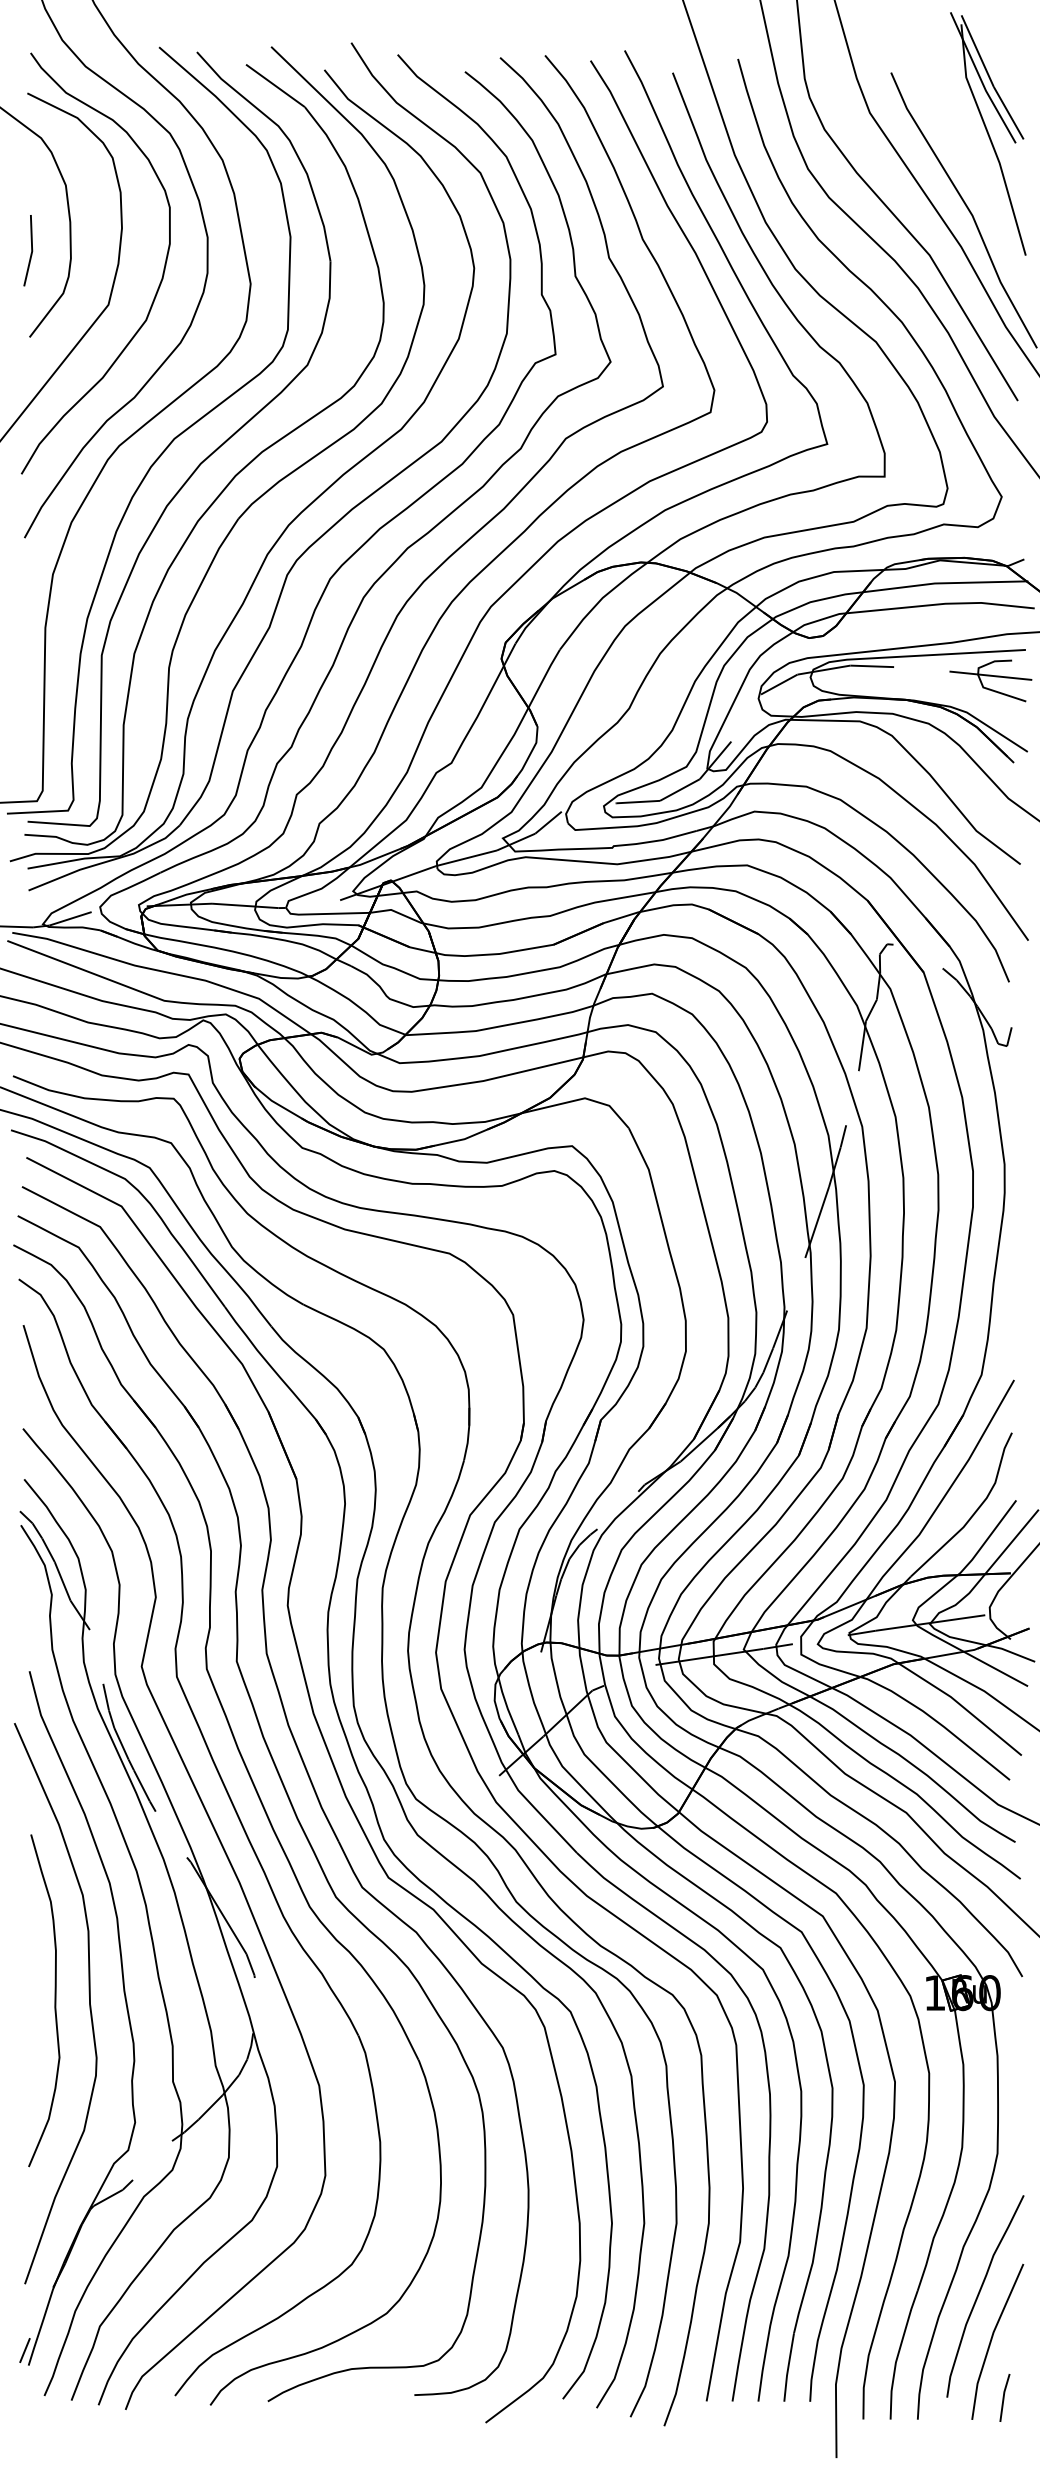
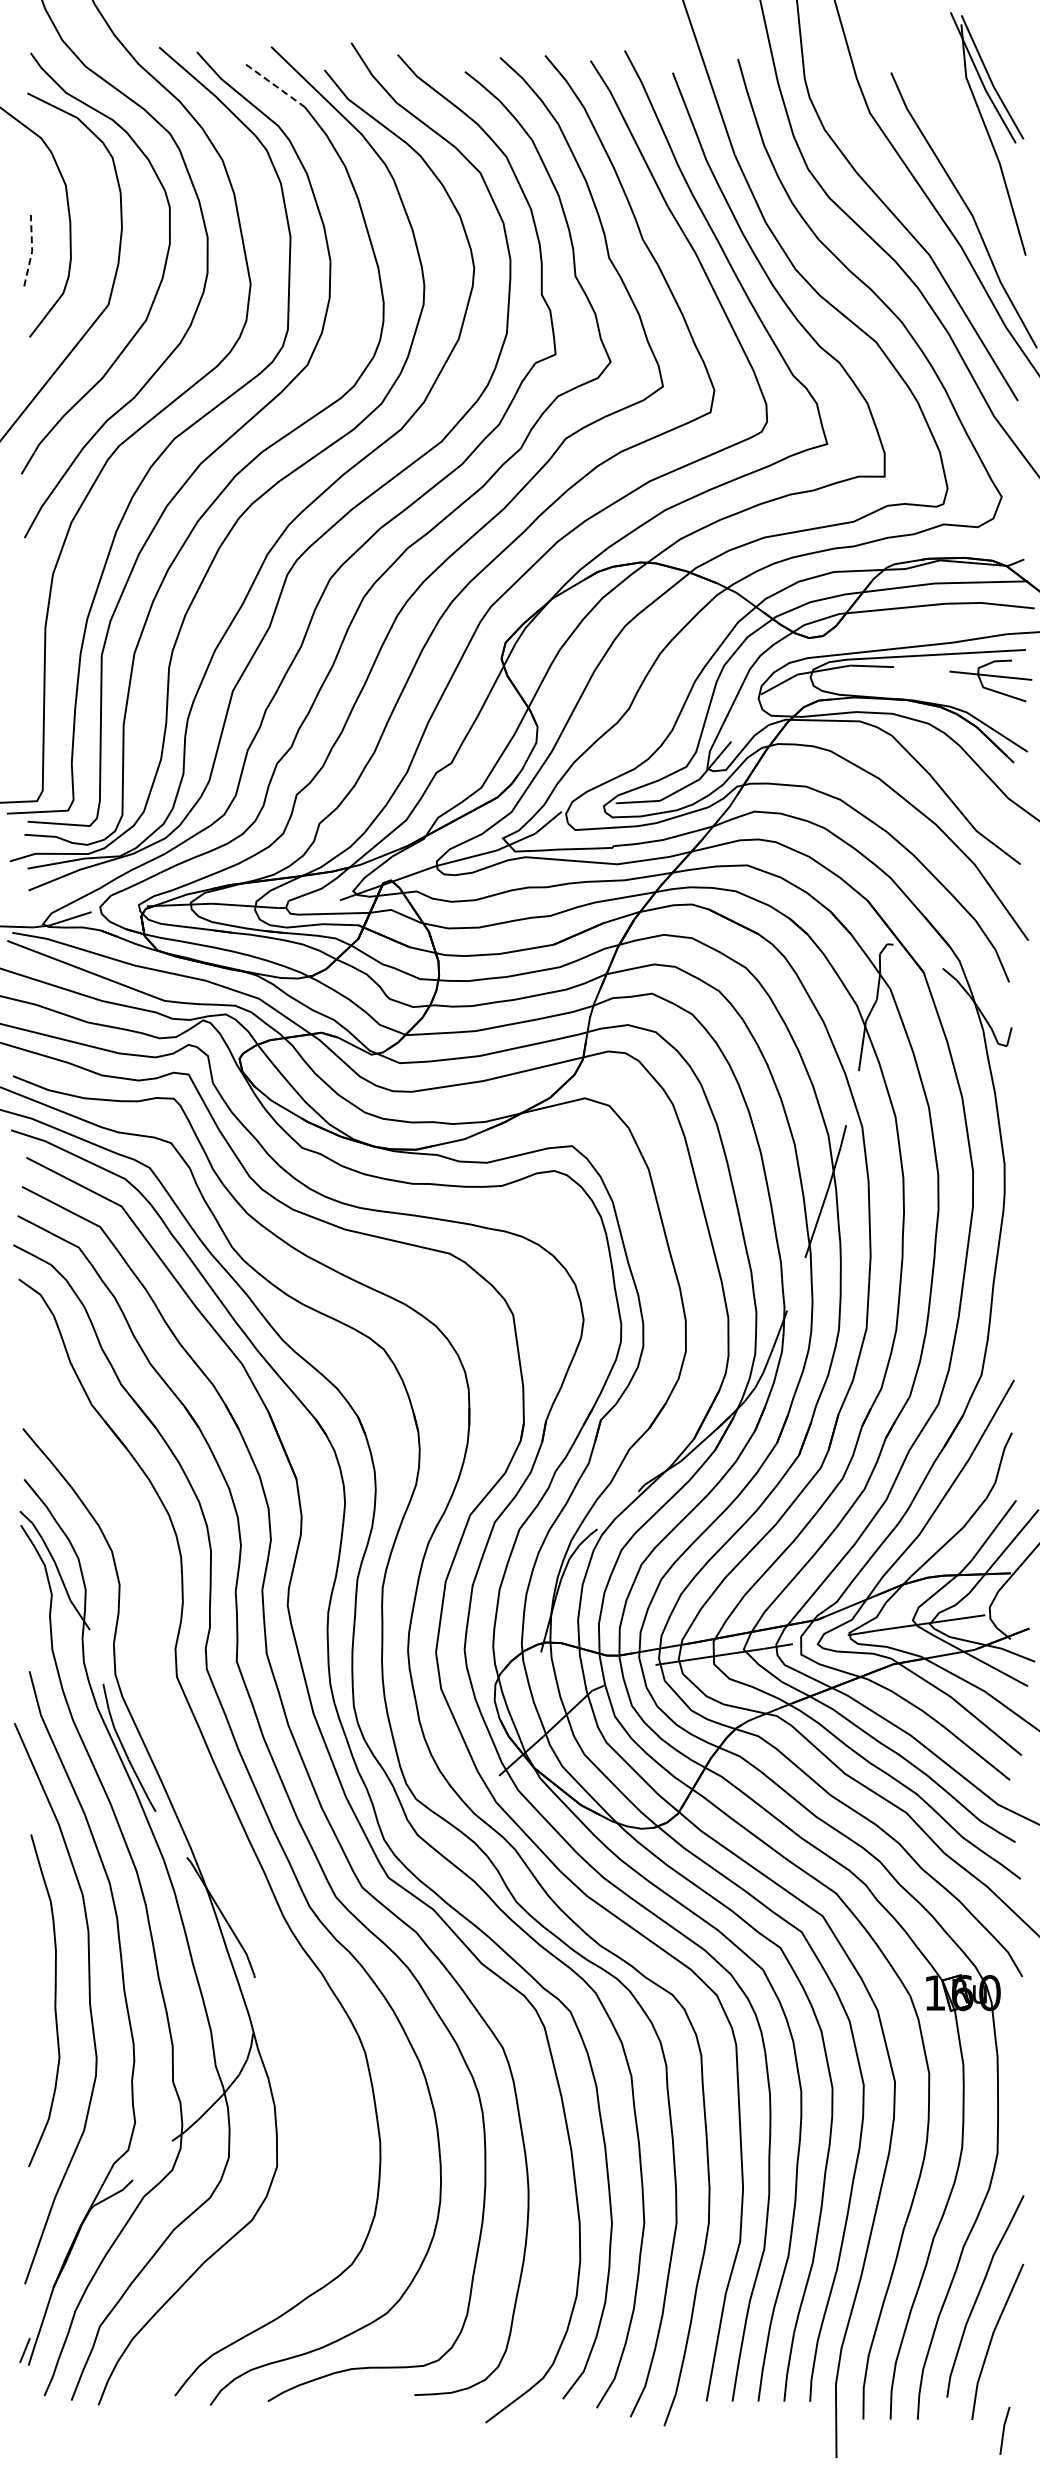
line: solid -> dashed (275, 86)
line: solid -> dashed (32, 251)
curve: present -> none (220, 1844)
line position: (1004, 2397) -> (1004, 2430) (1004, 2430)
